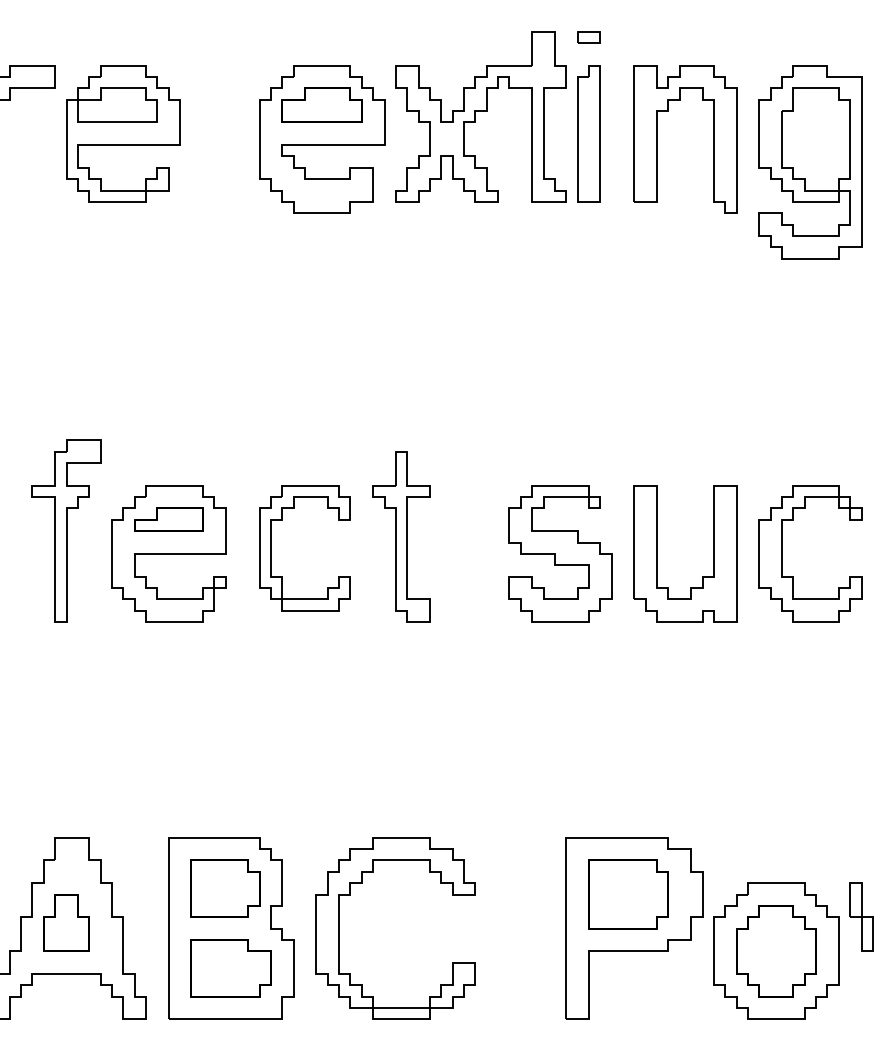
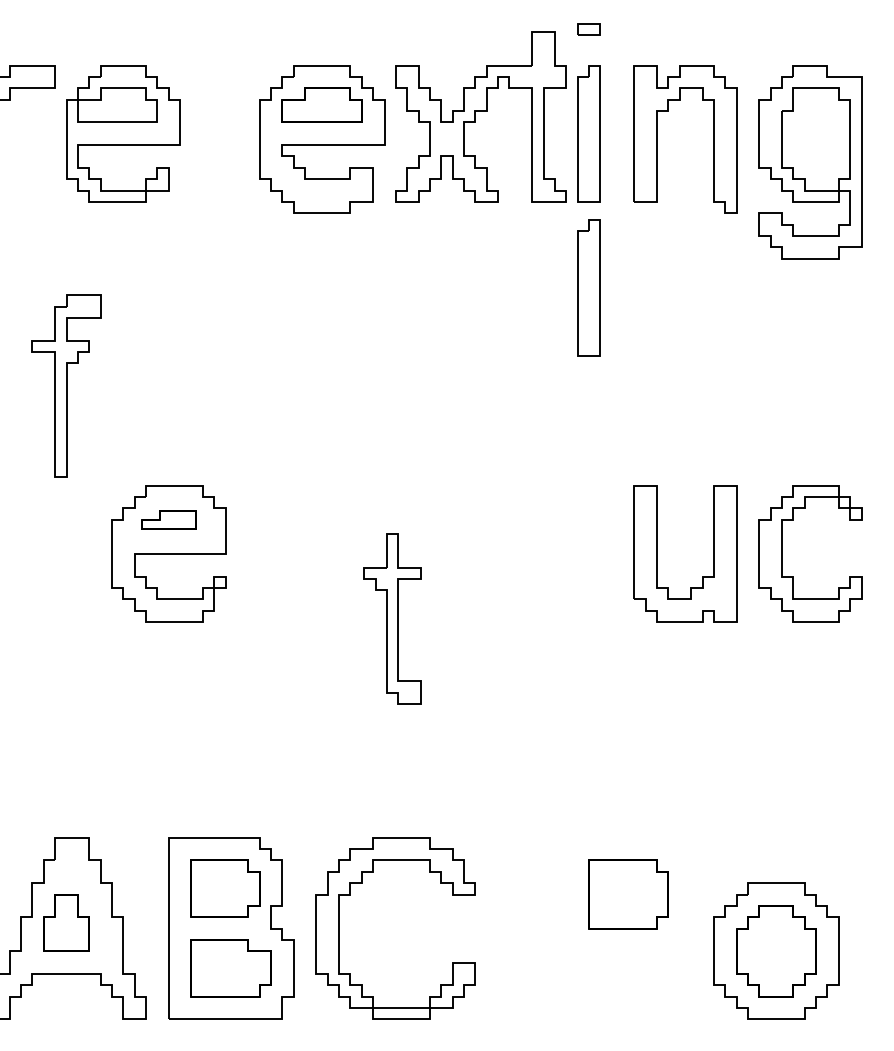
part position: (588, 37) -> (588, 29) (588, 29)
part: none -> present (588, 287)
part size: 70x25 px -> 56x20 px (168, 519)
part position: (66, 530) -> (66, 385) (66, 385)
part position: (401, 536) -> (392, 618) (392, 618)
part: present -> none (271, 548)
part: present -> none (560, 553)
part: present -> none (861, 916)
part: present -> none (634, 928)
